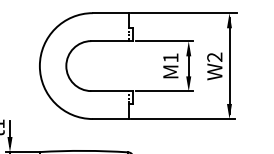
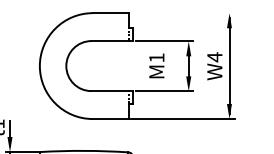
line: present -> none (184, 13)
text: W2 -> W4 (214, 57)
text position: (170, 65) -> (156, 65) (156, 65)
